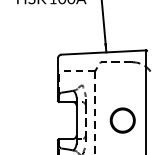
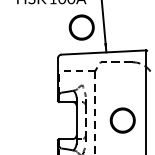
part: none -> present (81, 27)
